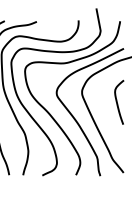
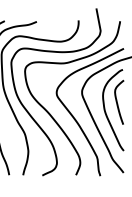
curve: none -> present (106, 112)
